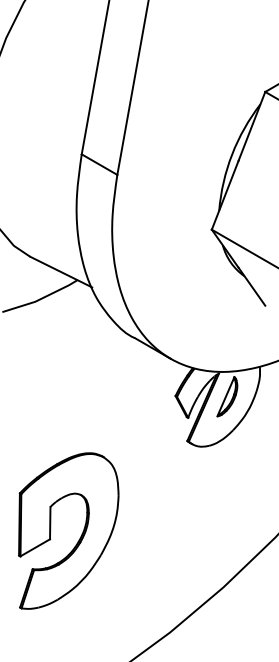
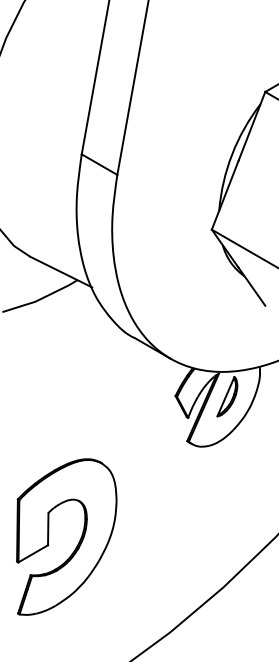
part position: (81, 533) -> (79, 539) (79, 539)
